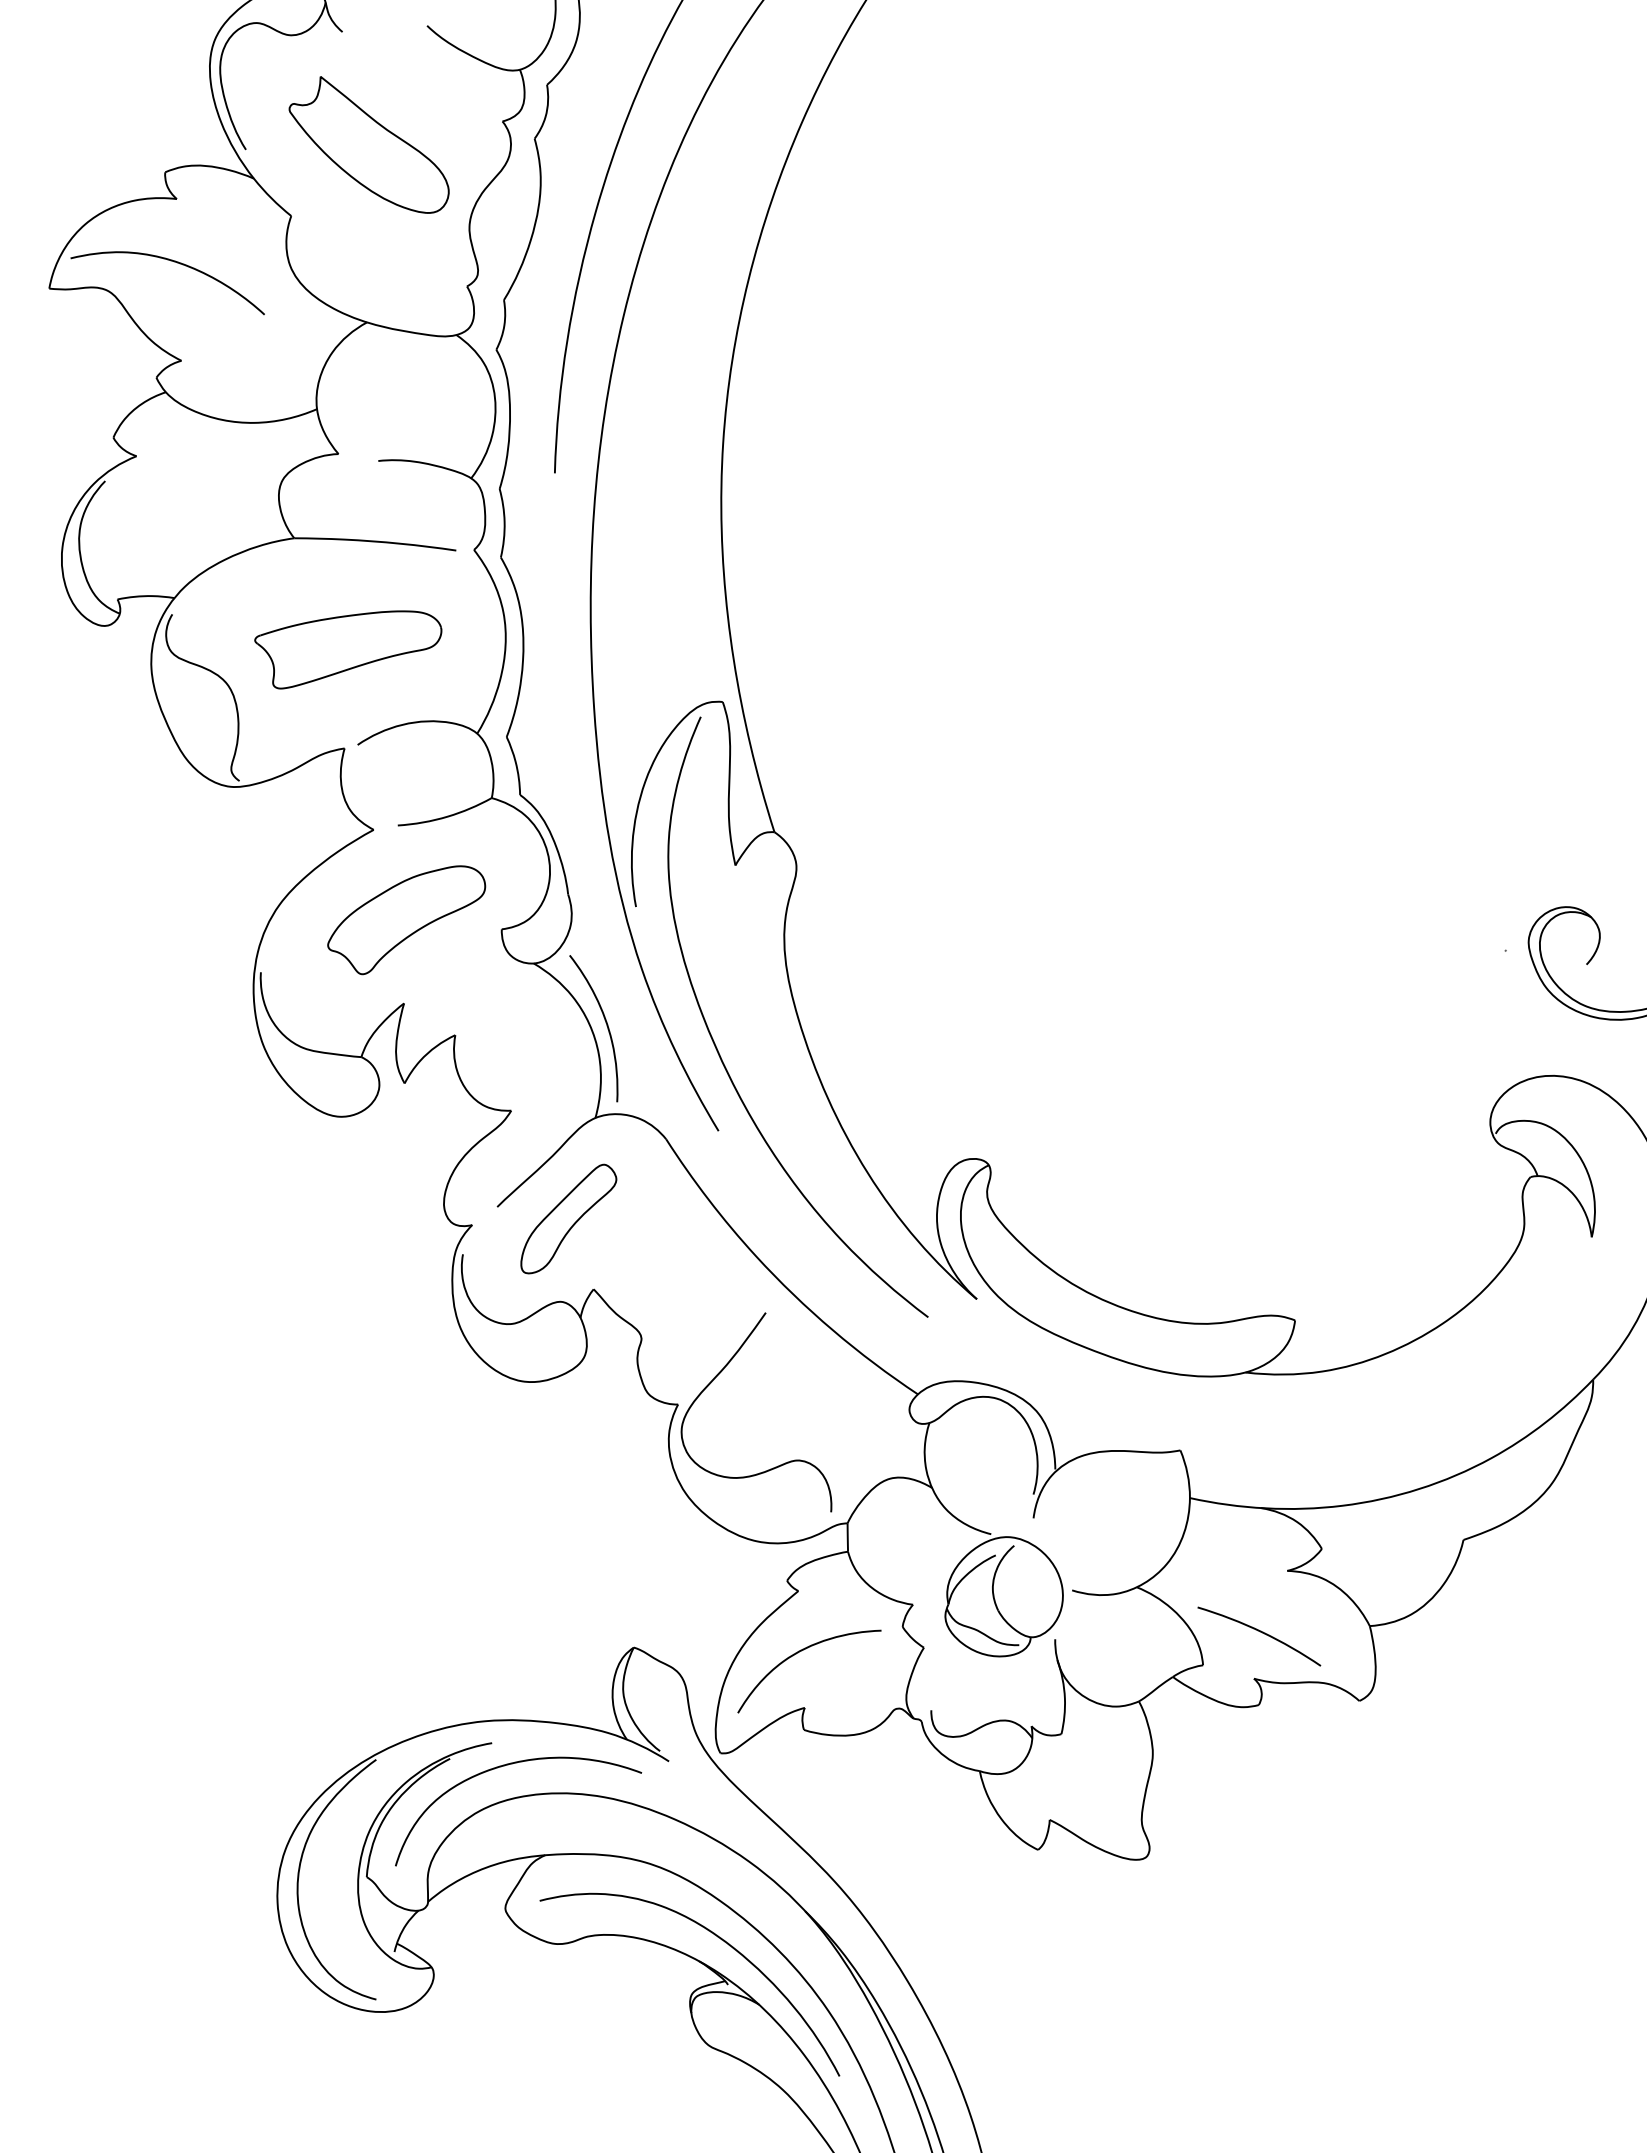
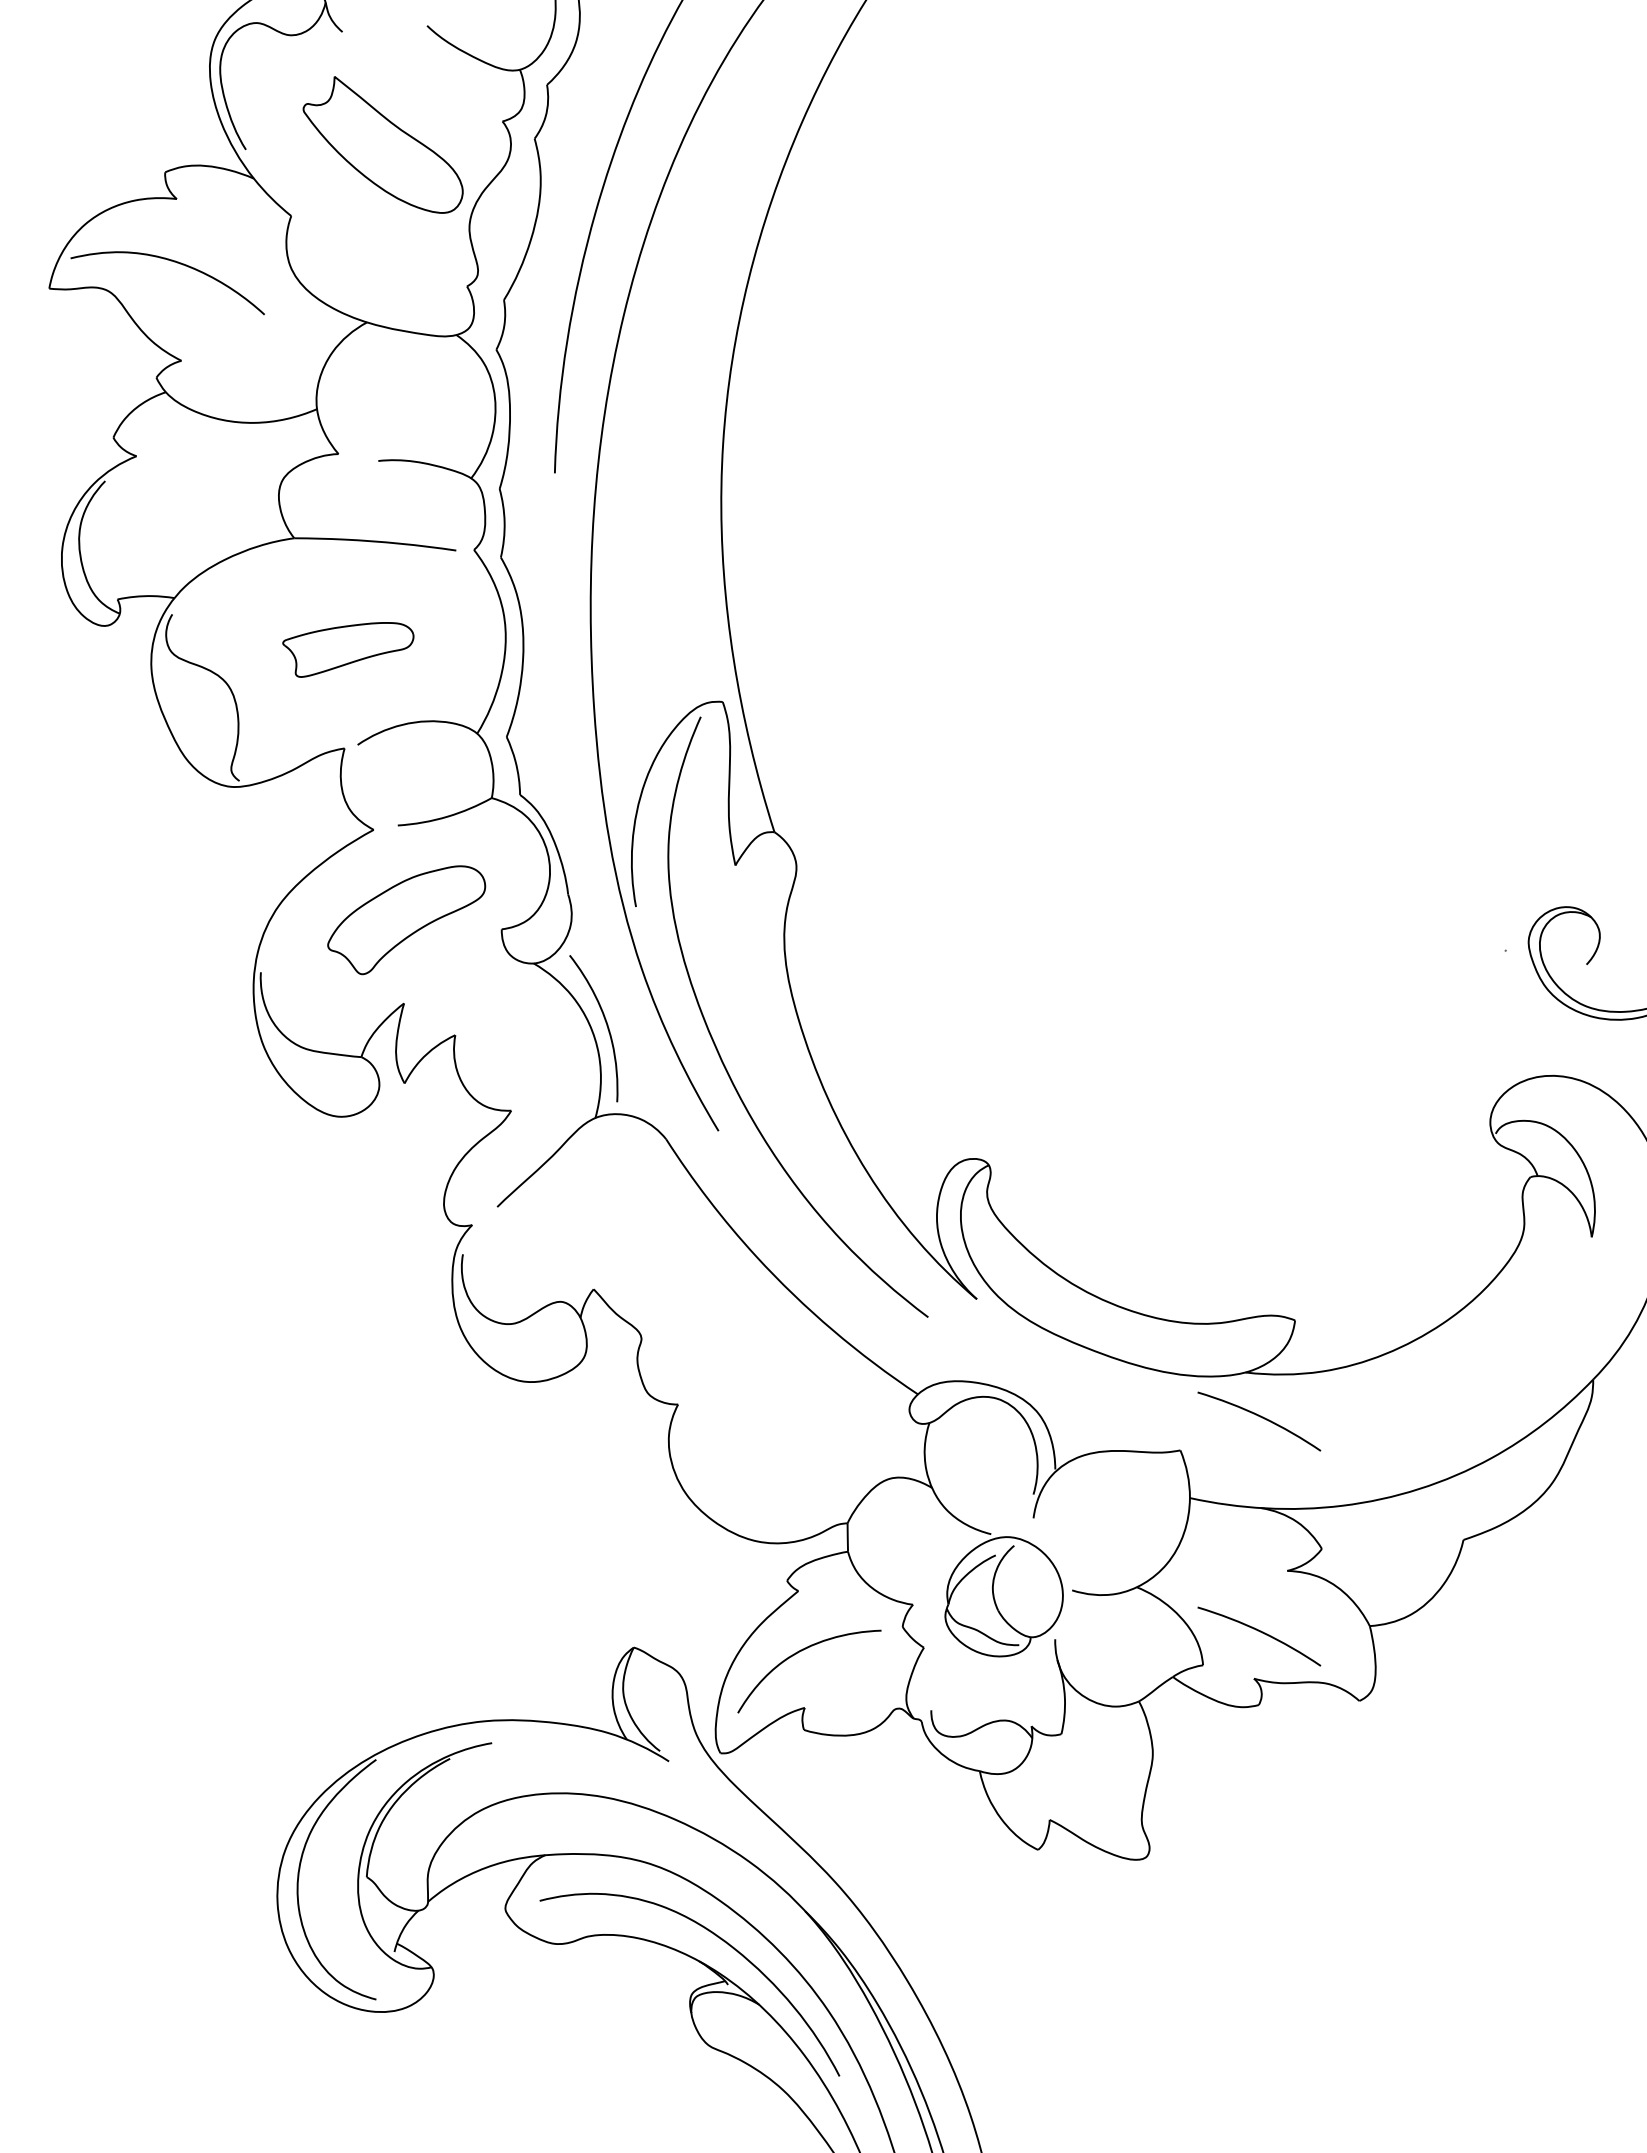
part position: (368, 144) -> (382, 144) (382, 144)
part size: 189x80 px -> 133x56 px (348, 649)
part: present -> none (568, 1218)
curve: present -> none (719, 1374)
curve: none -> present (1260, 1417)
curve: present -> none (508, 1765)
